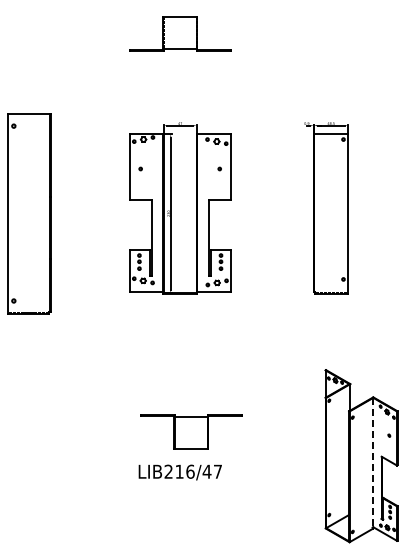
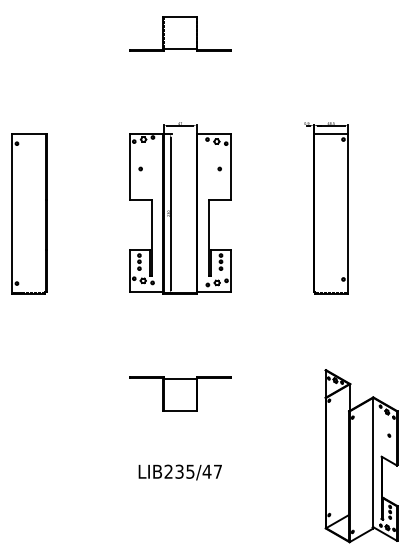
part size: 45x202 px -> 37x162 px (29, 213)
part position: (191, 431) -> (180, 393) (180, 393)
line: dashed -> solid (373, 462)
text: LIB216/47 -> LIB235/47 (184, 471)
